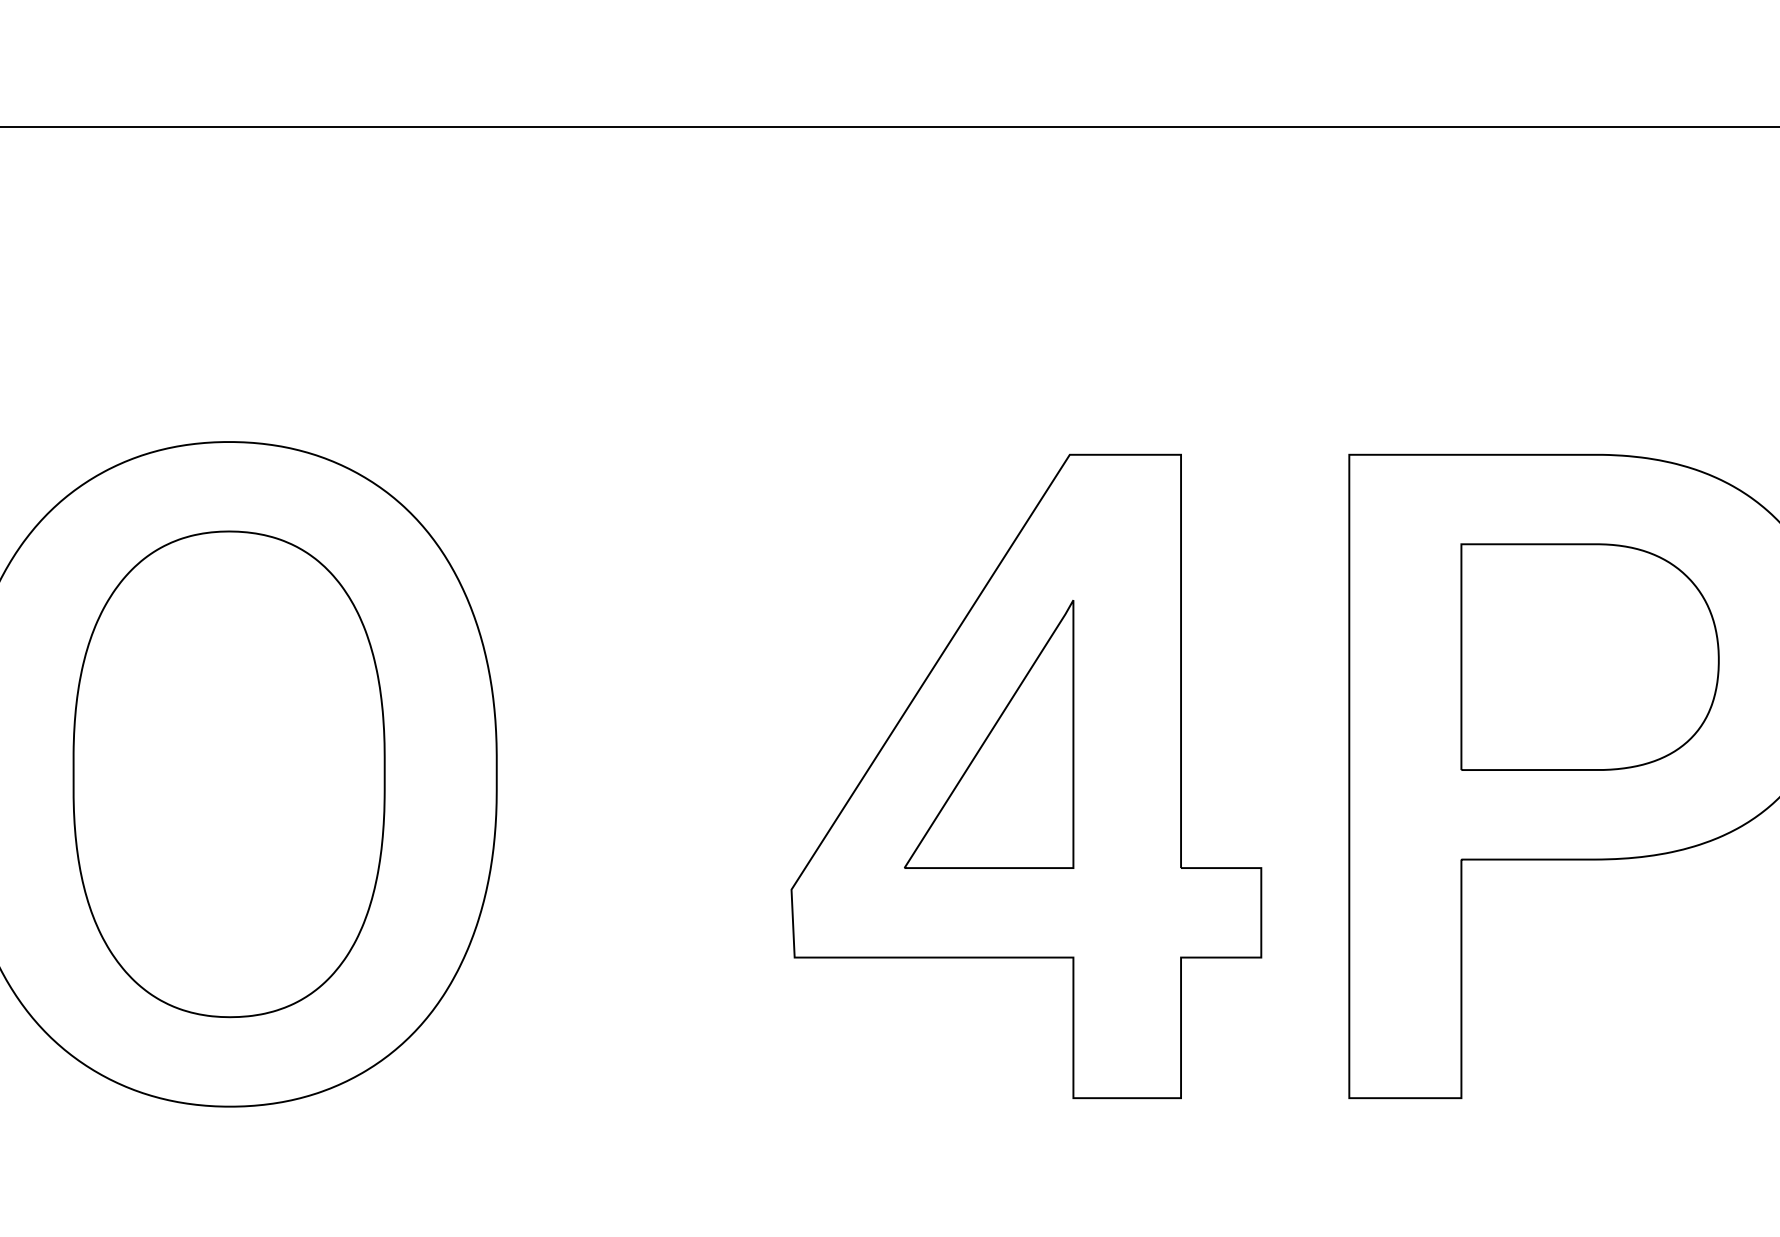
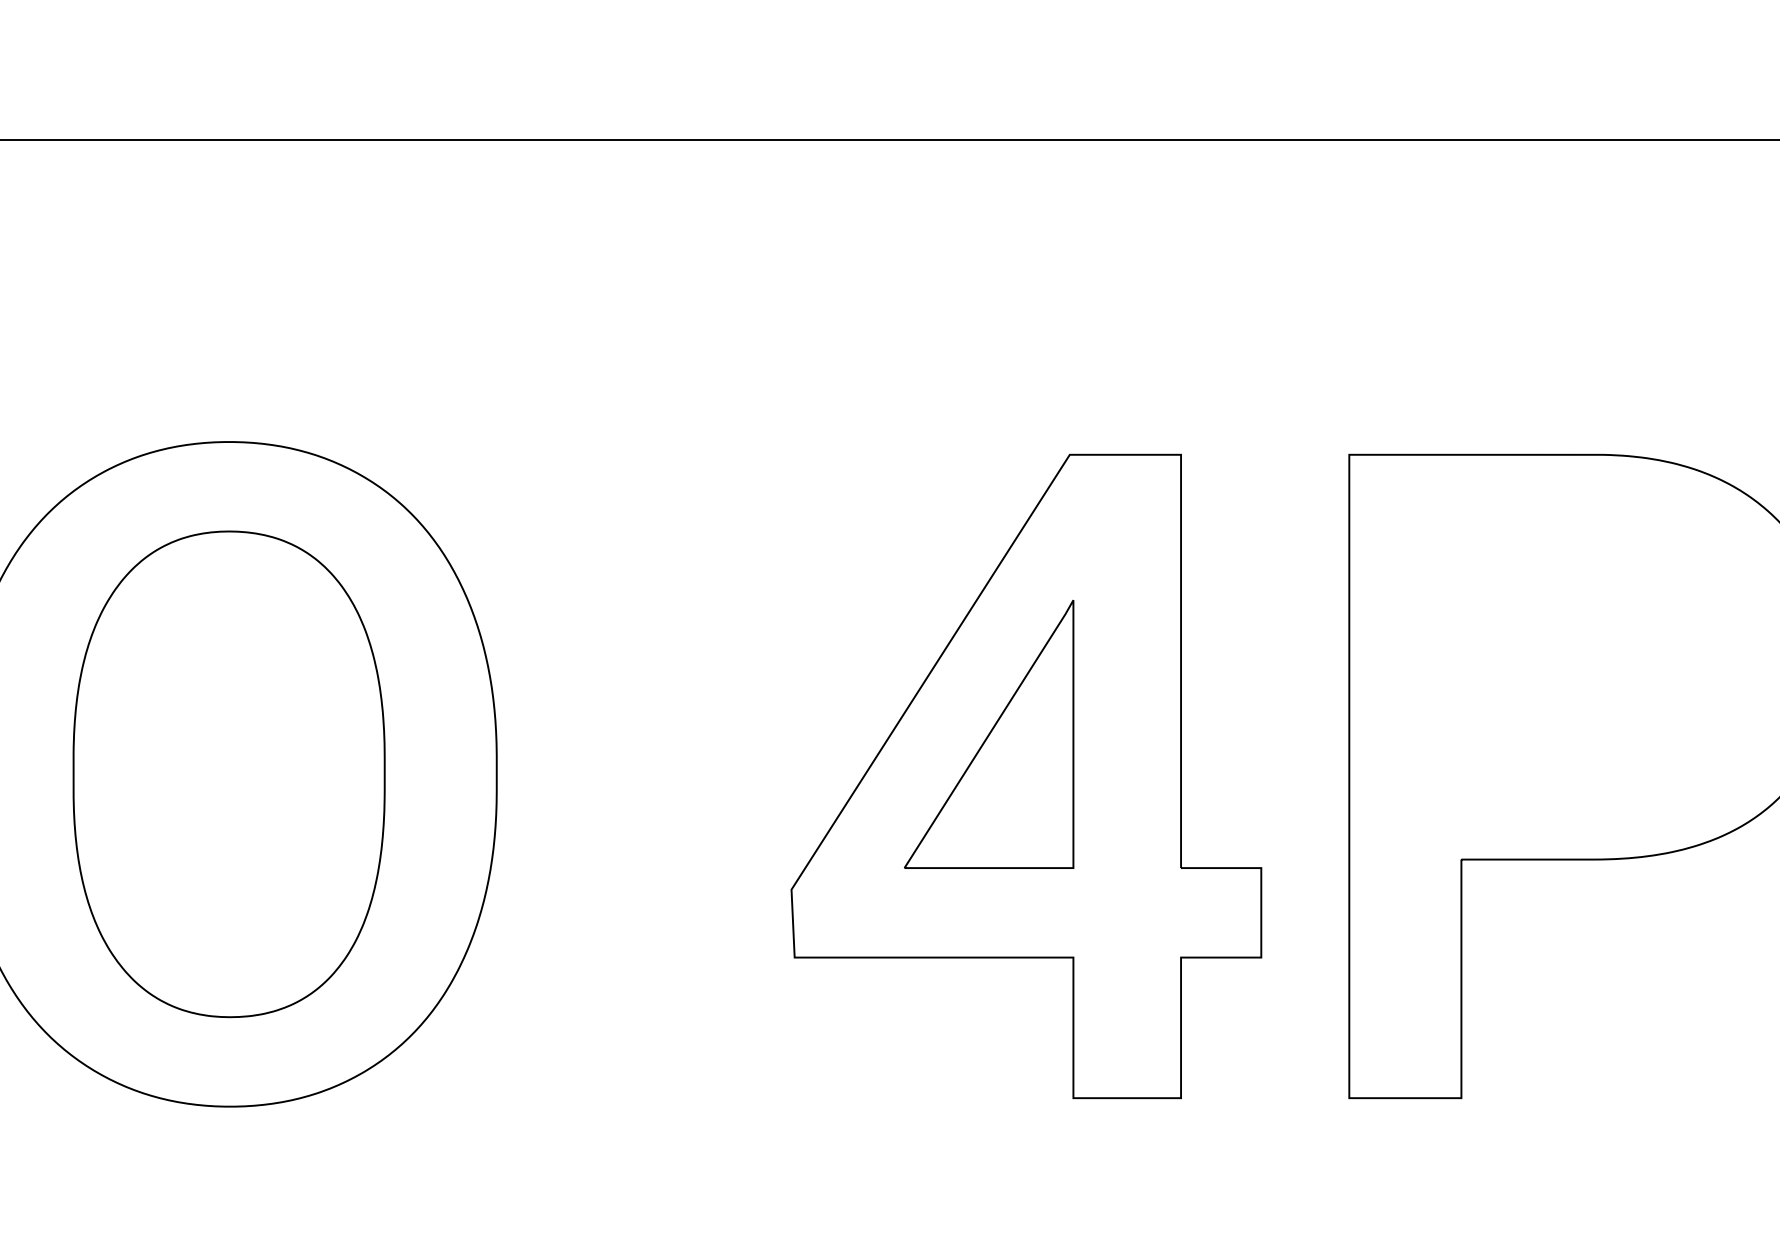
line position: (889, 126) -> (889, 139) (889, 139)
part: present -> none (1589, 656)
